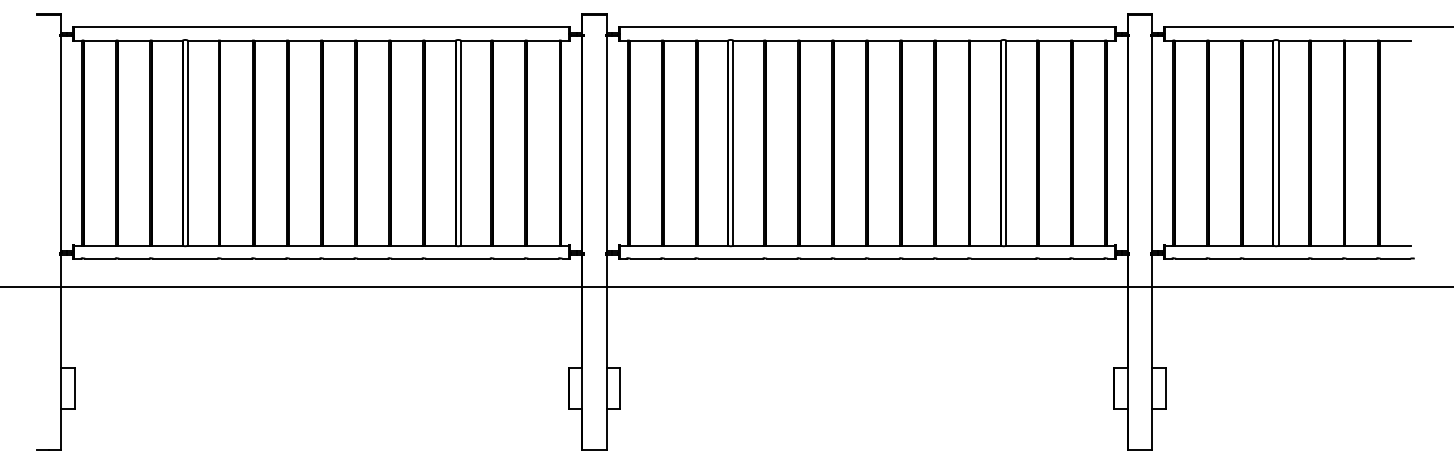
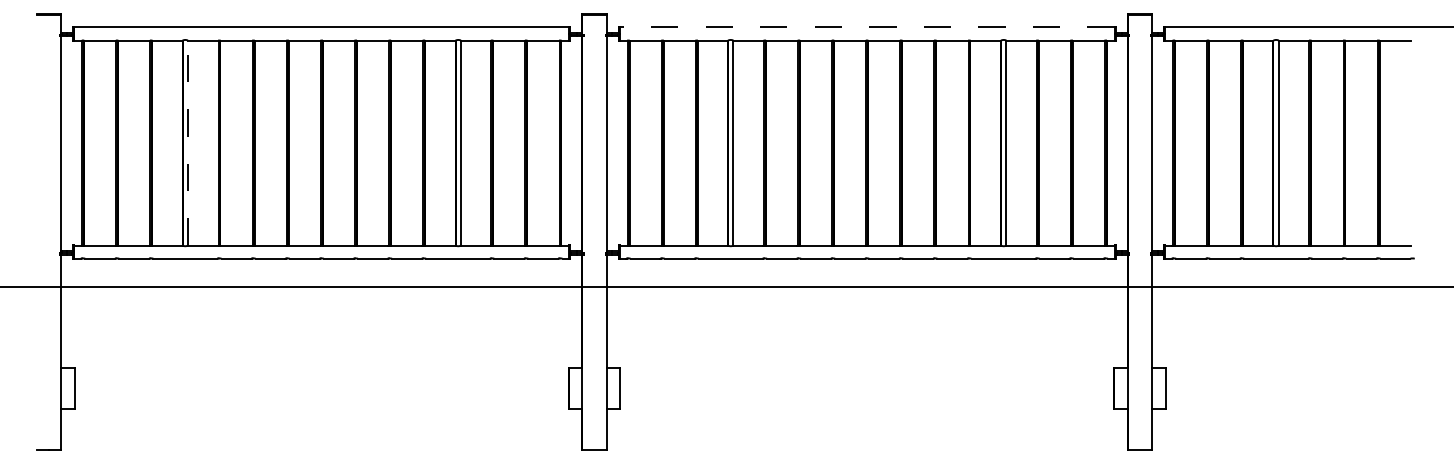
line: solid -> dashed (866, 27)
line: solid -> dashed (188, 142)
